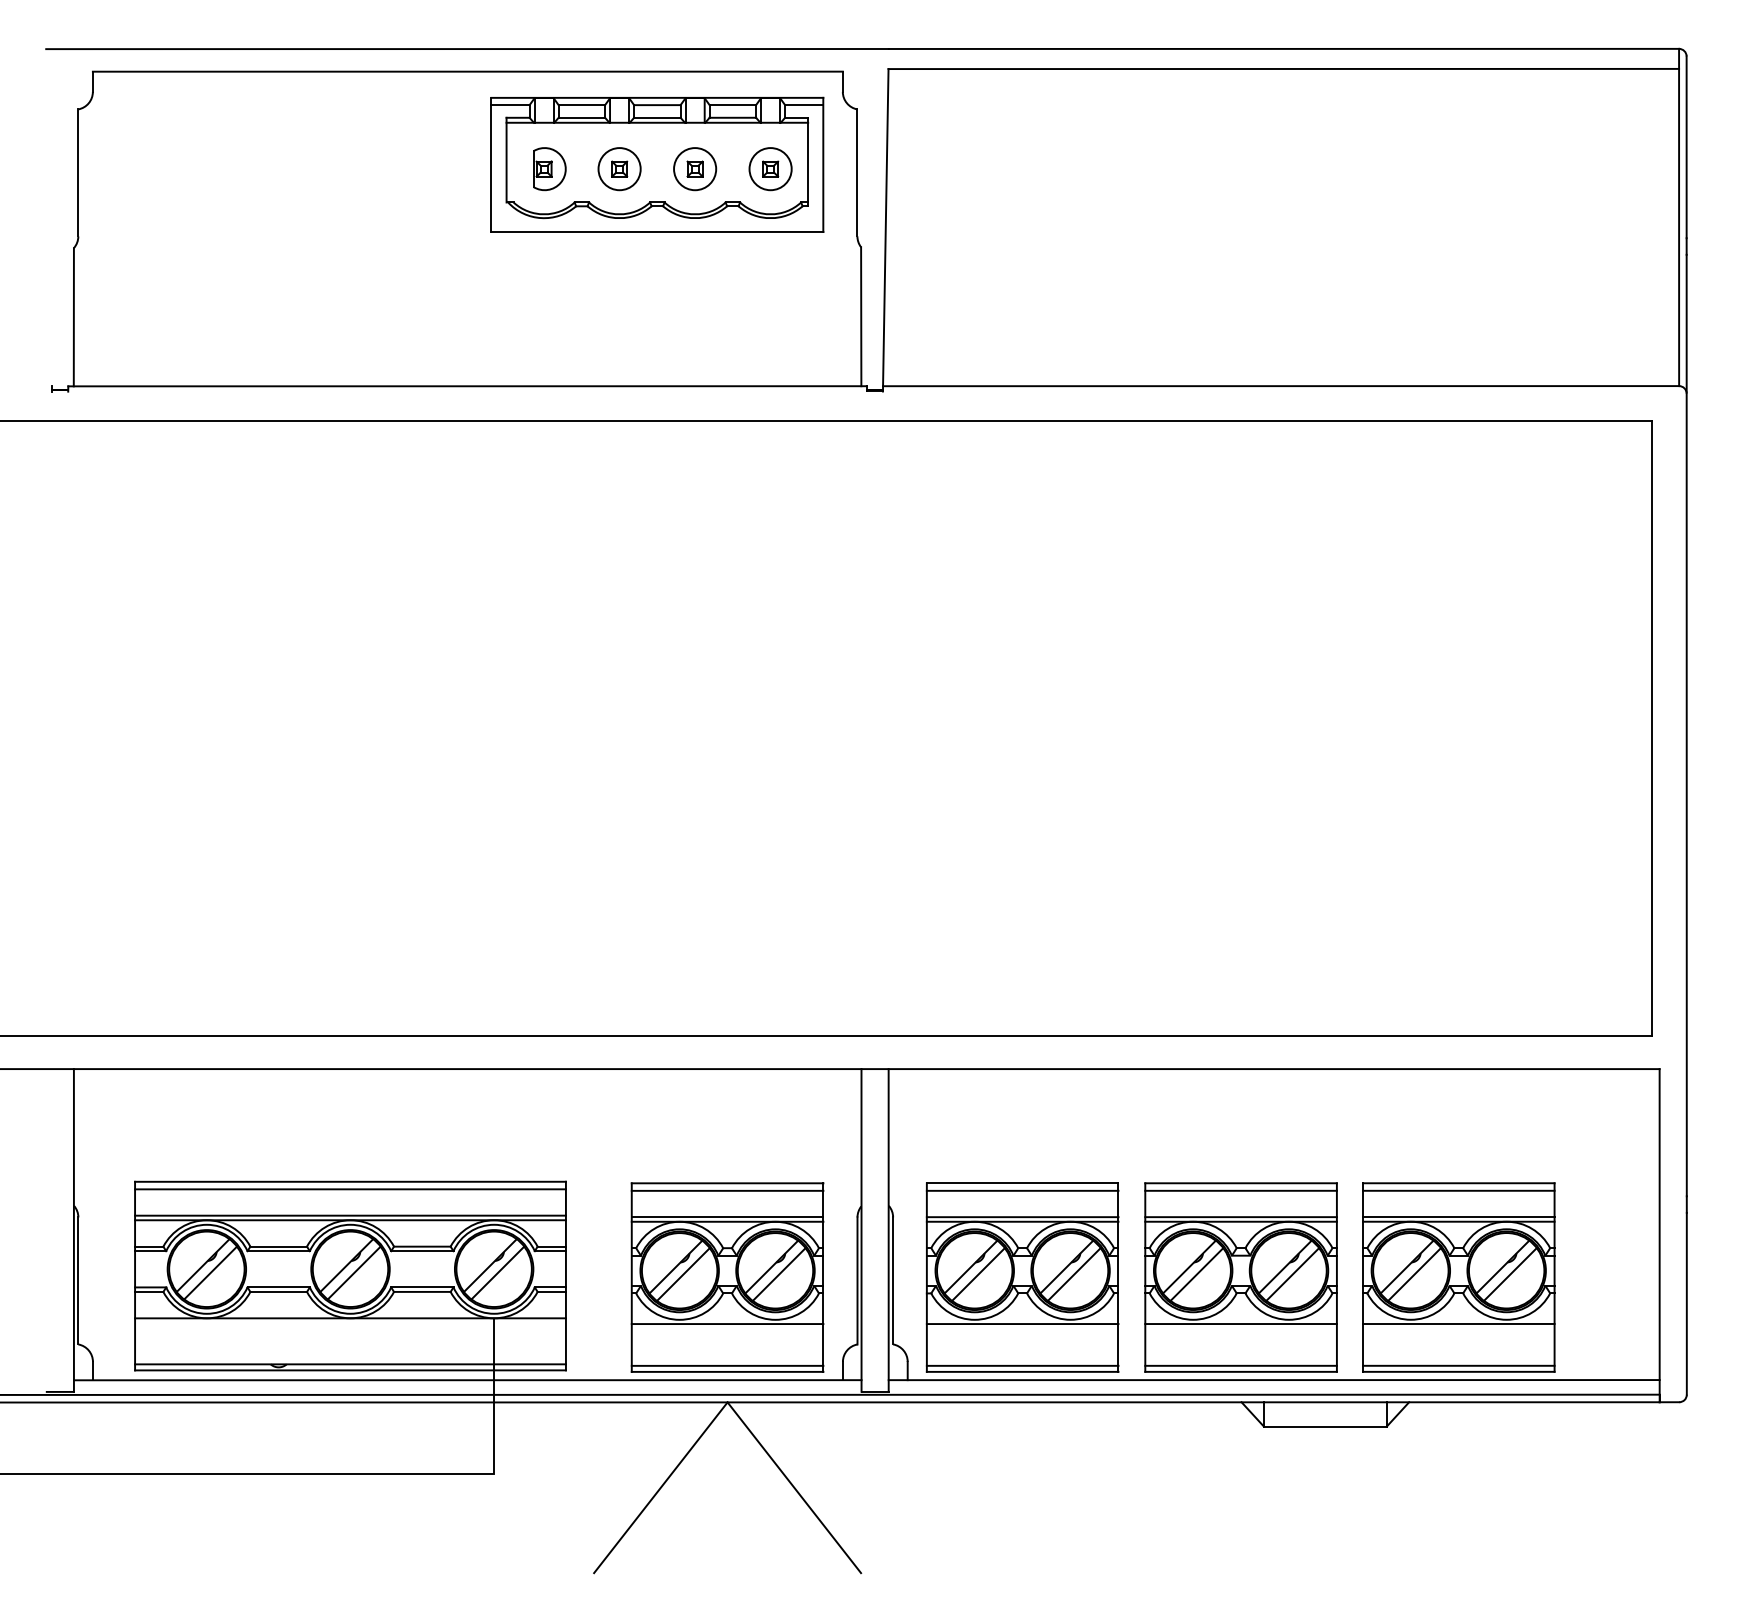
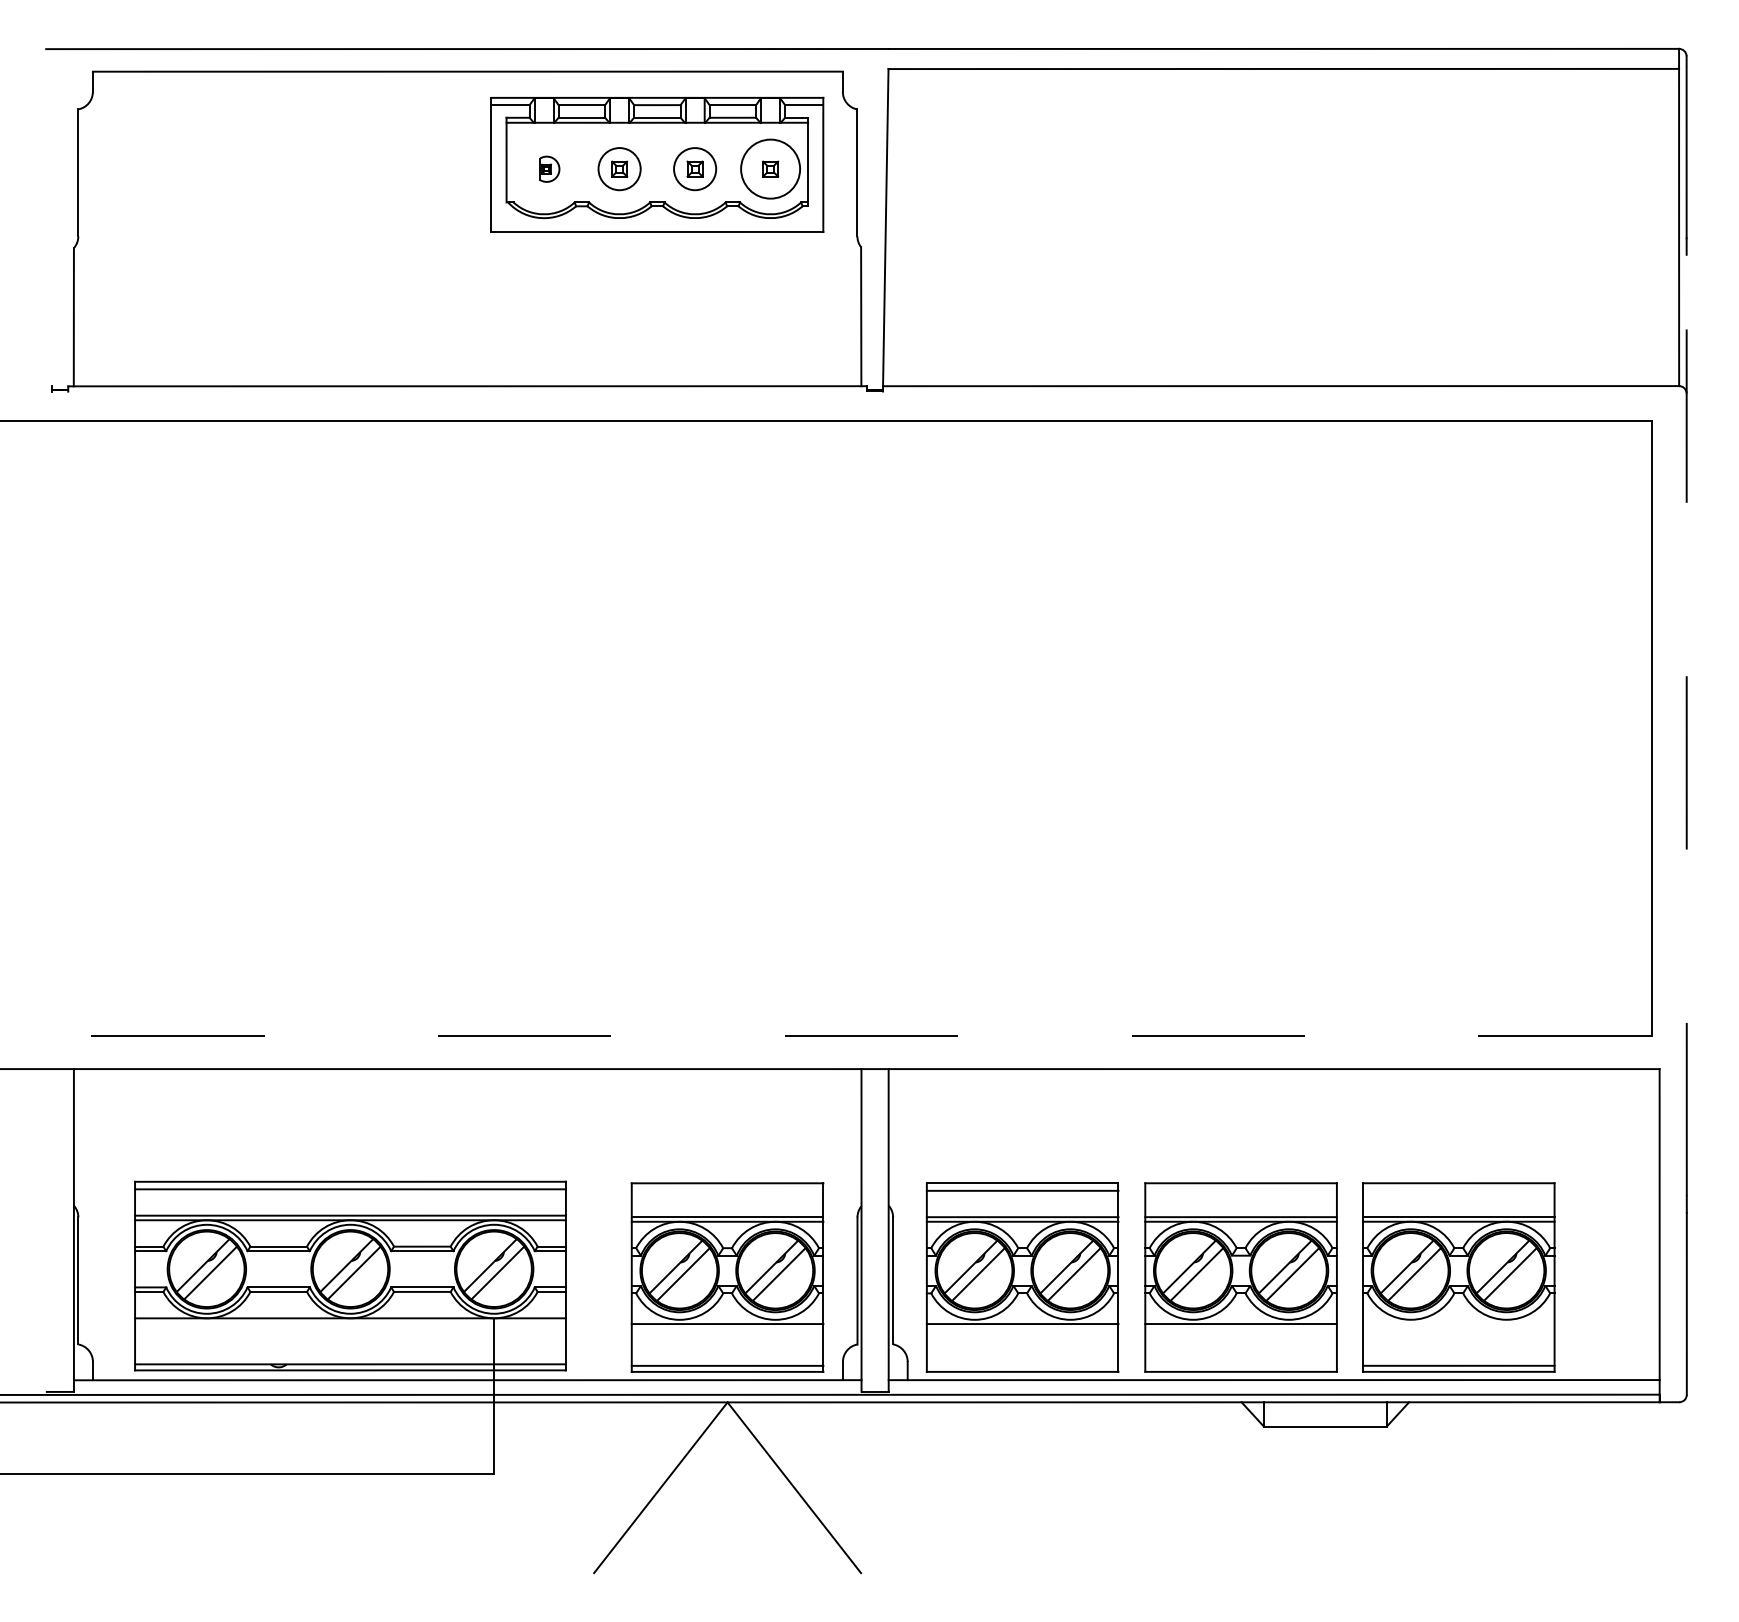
part size: 34x45 px -> 22x28 px (549, 168)
circle diameter: 42 px -> 59 px (770, 168)
line: solid -> dashed (1686, 725)
line: solid -> dashed (825, 1036)
line: present -> none (727, 1190)
line: present -> none (1240, 1190)
line: present -> none (1458, 1190)
line: present -> none (1458, 1323)
line: present -> none (1022, 1365)
line: present -> none (1240, 1365)
